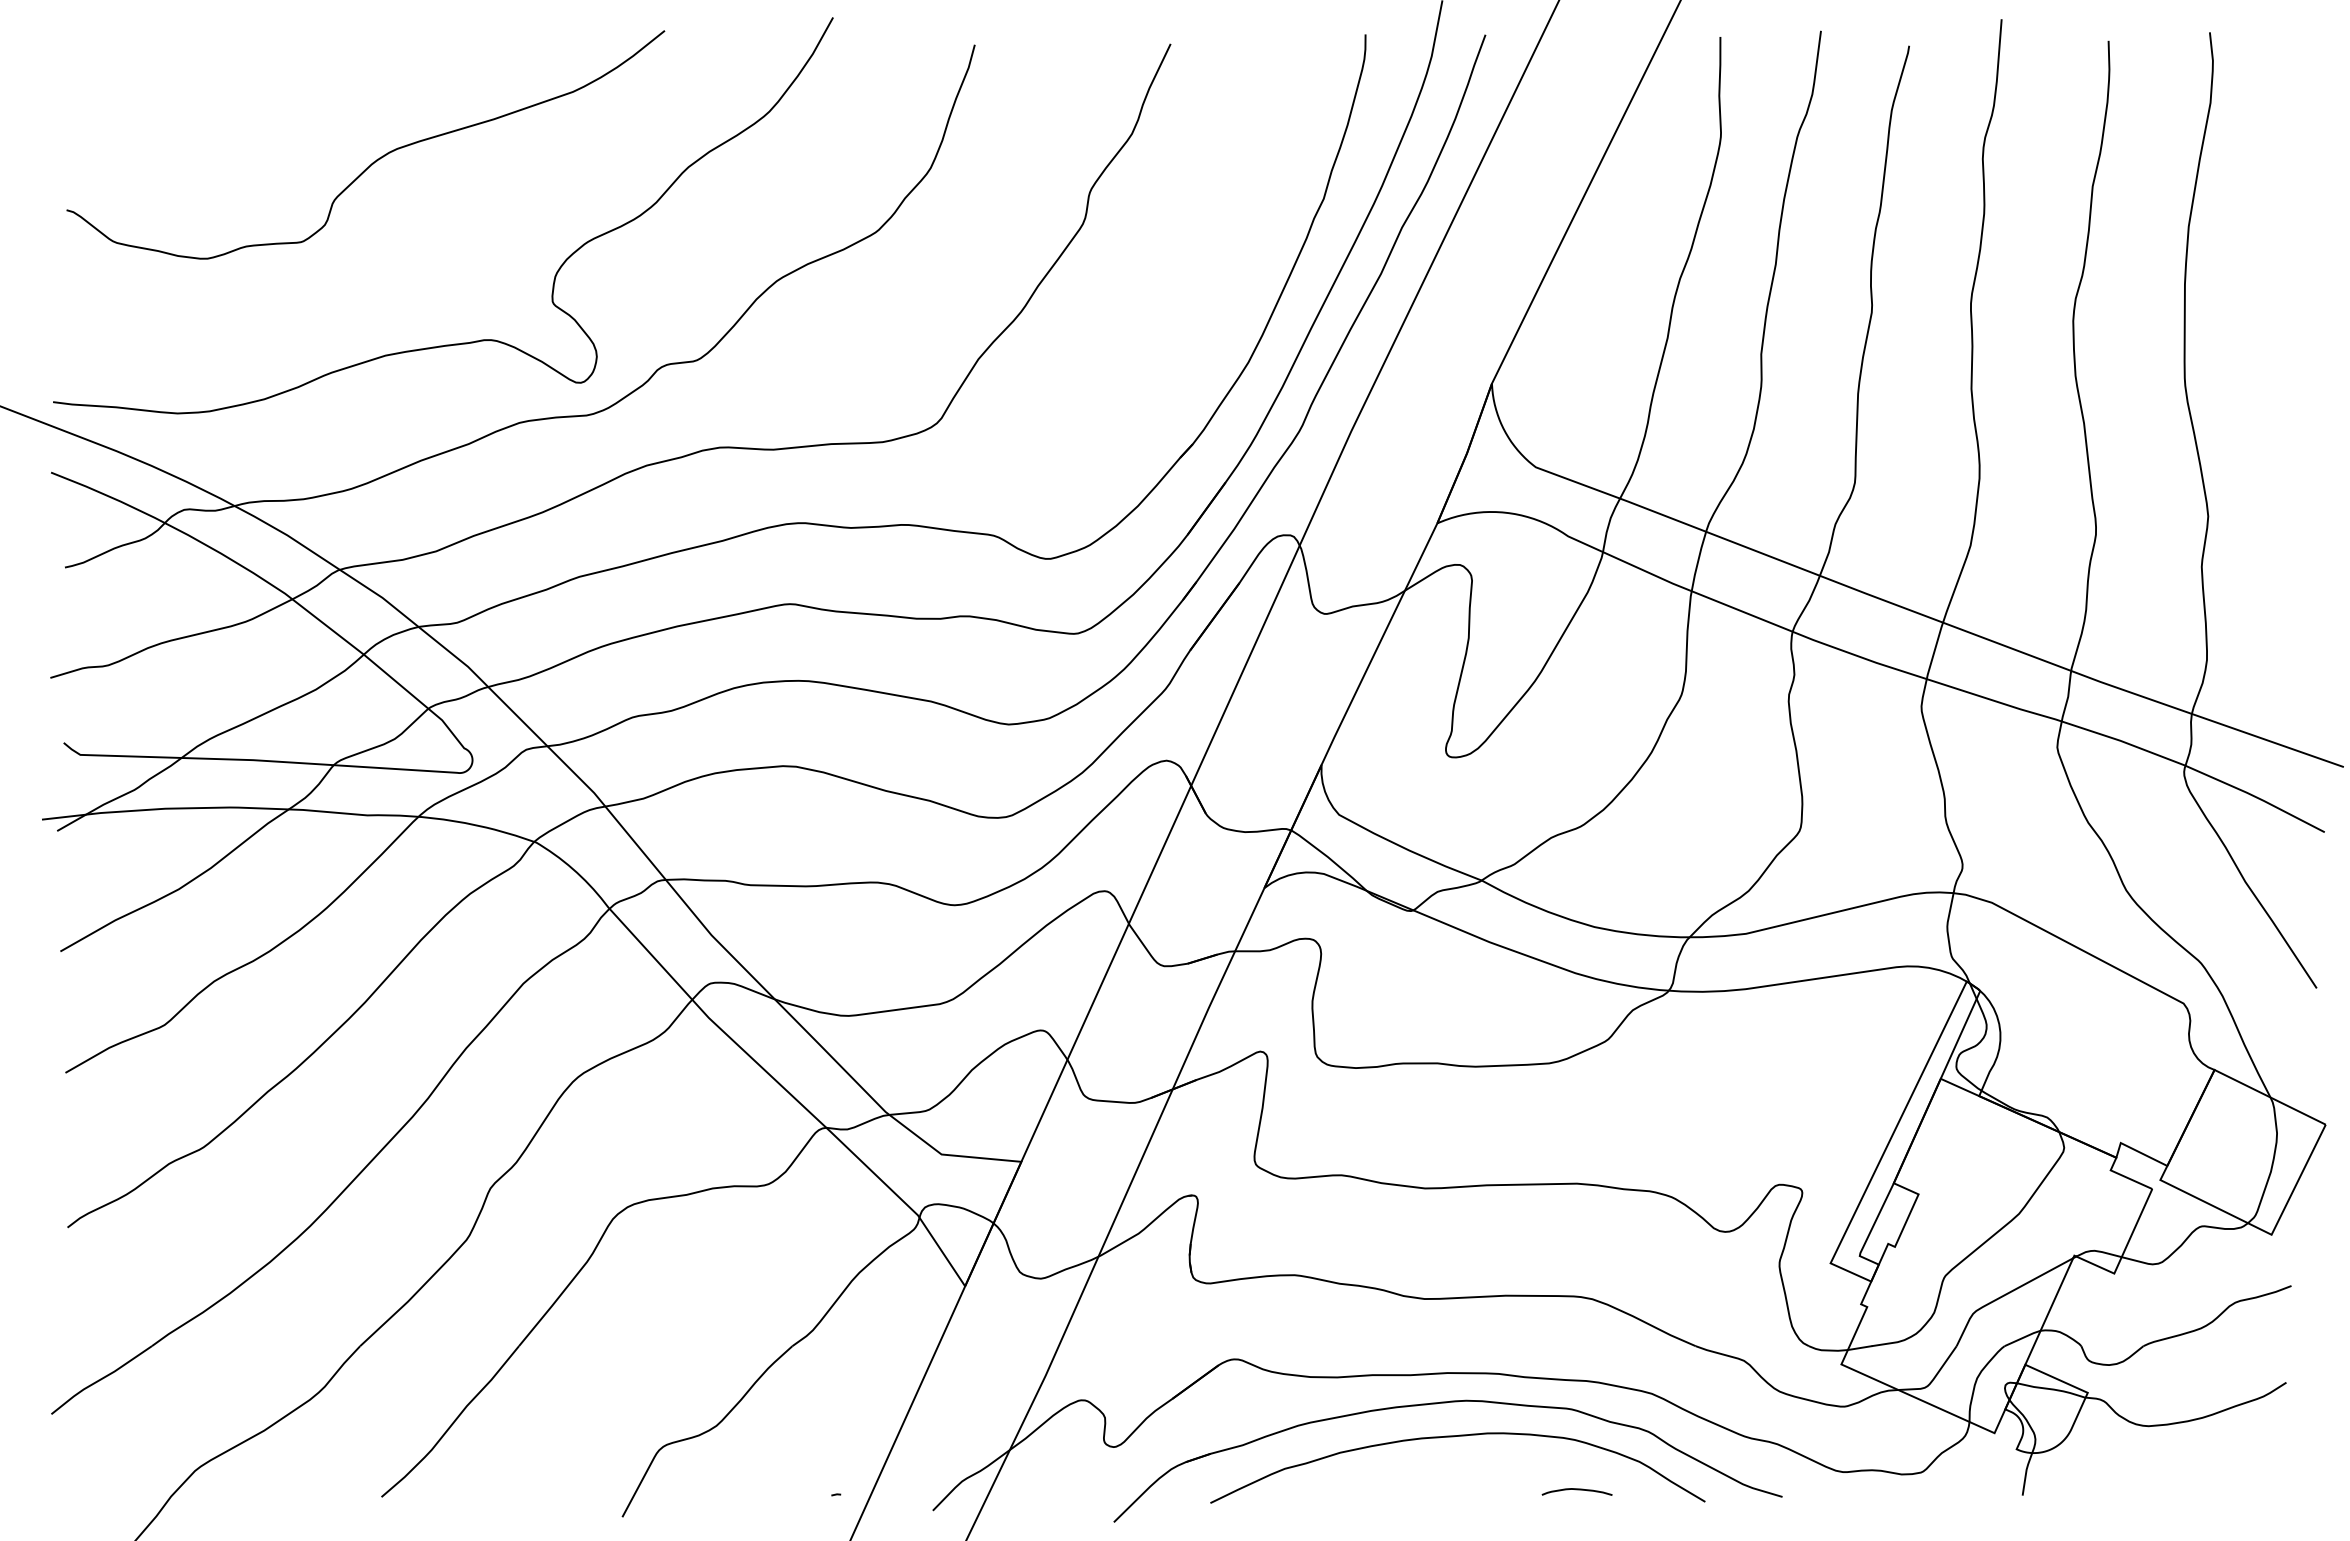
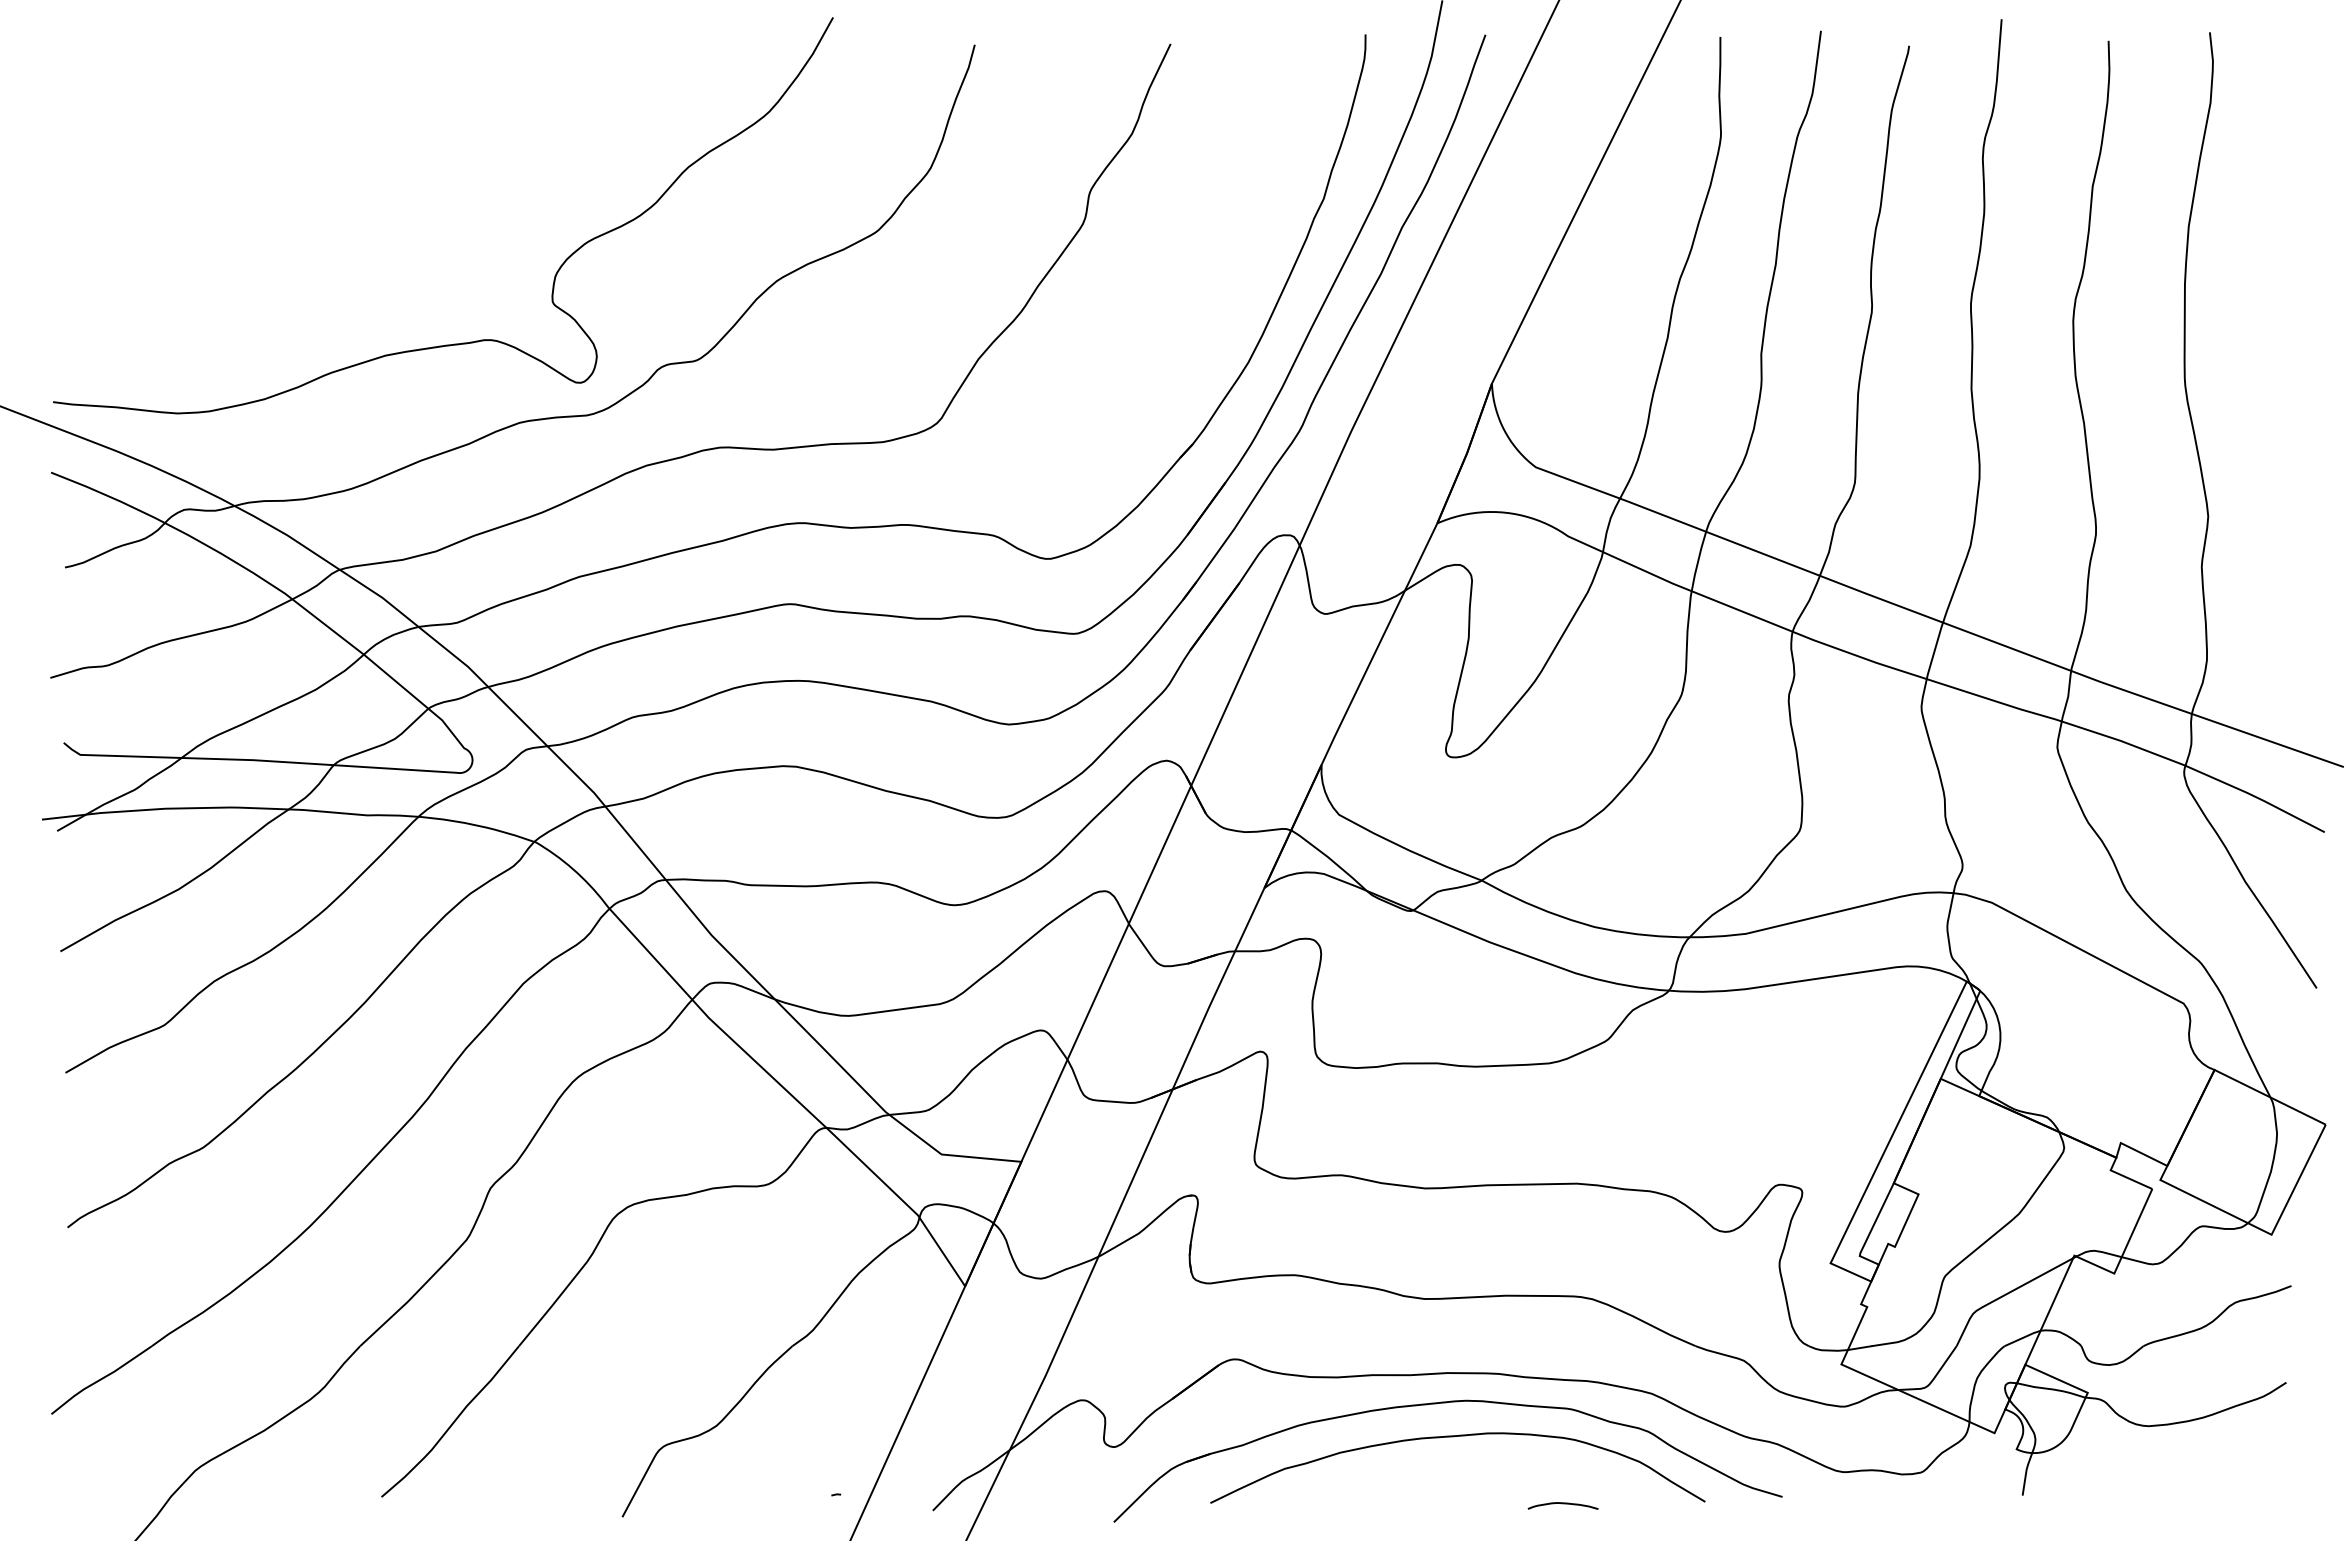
curve: present -> none (376, 159)
curve position: (1576, 1490) -> (1562, 1504) (1562, 1504)
